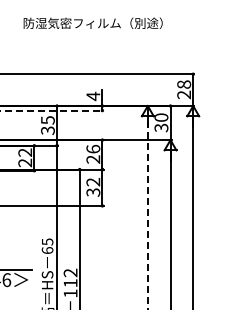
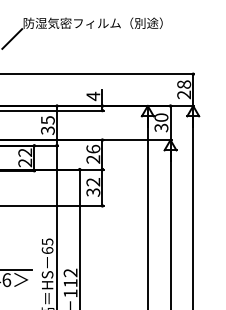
line: none -> present (12, 38)
line: dashed -> solid (52, 110)
line: dashed -> solid (147, 213)
